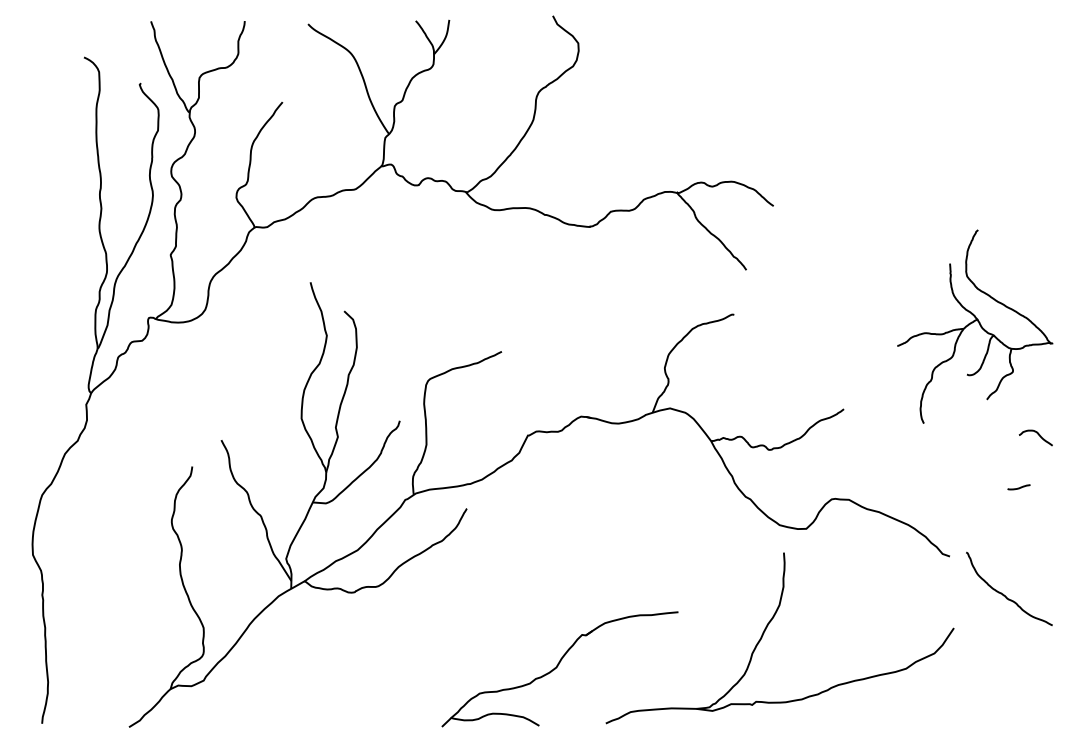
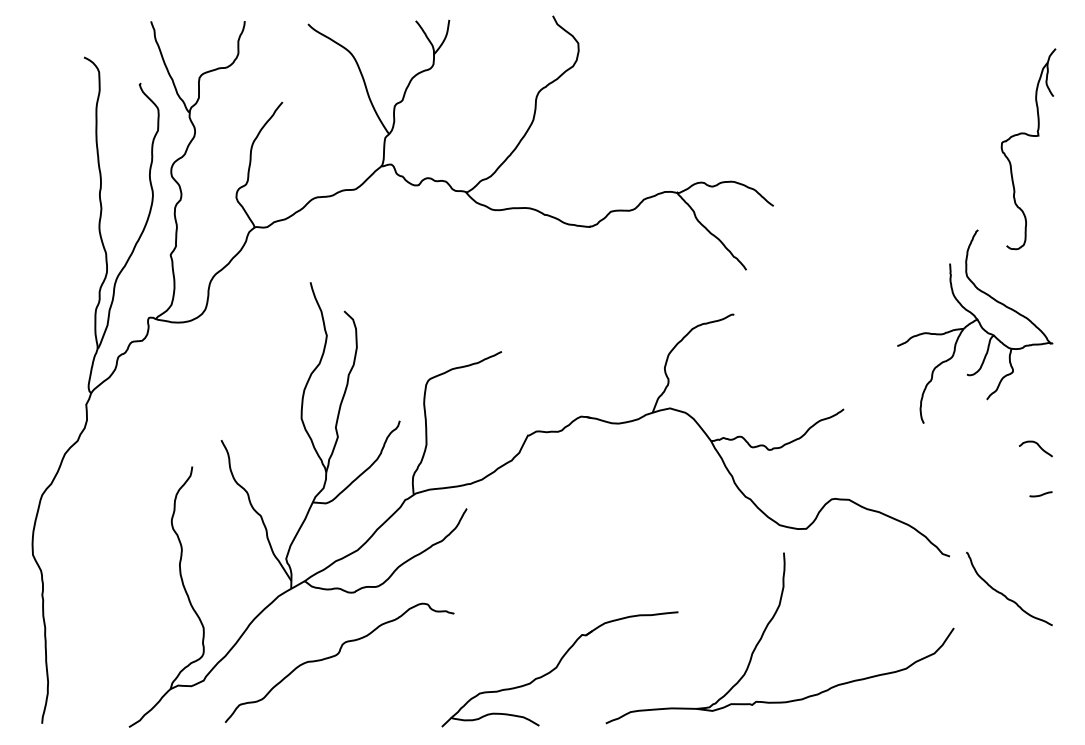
part: none -> present (1029, 136)
curve position: (1037, 434) -> (1037, 445) (1037, 445)
curve position: (1018, 487) -> (1040, 494) (1040, 494)
curve: none -> present (335, 656)
